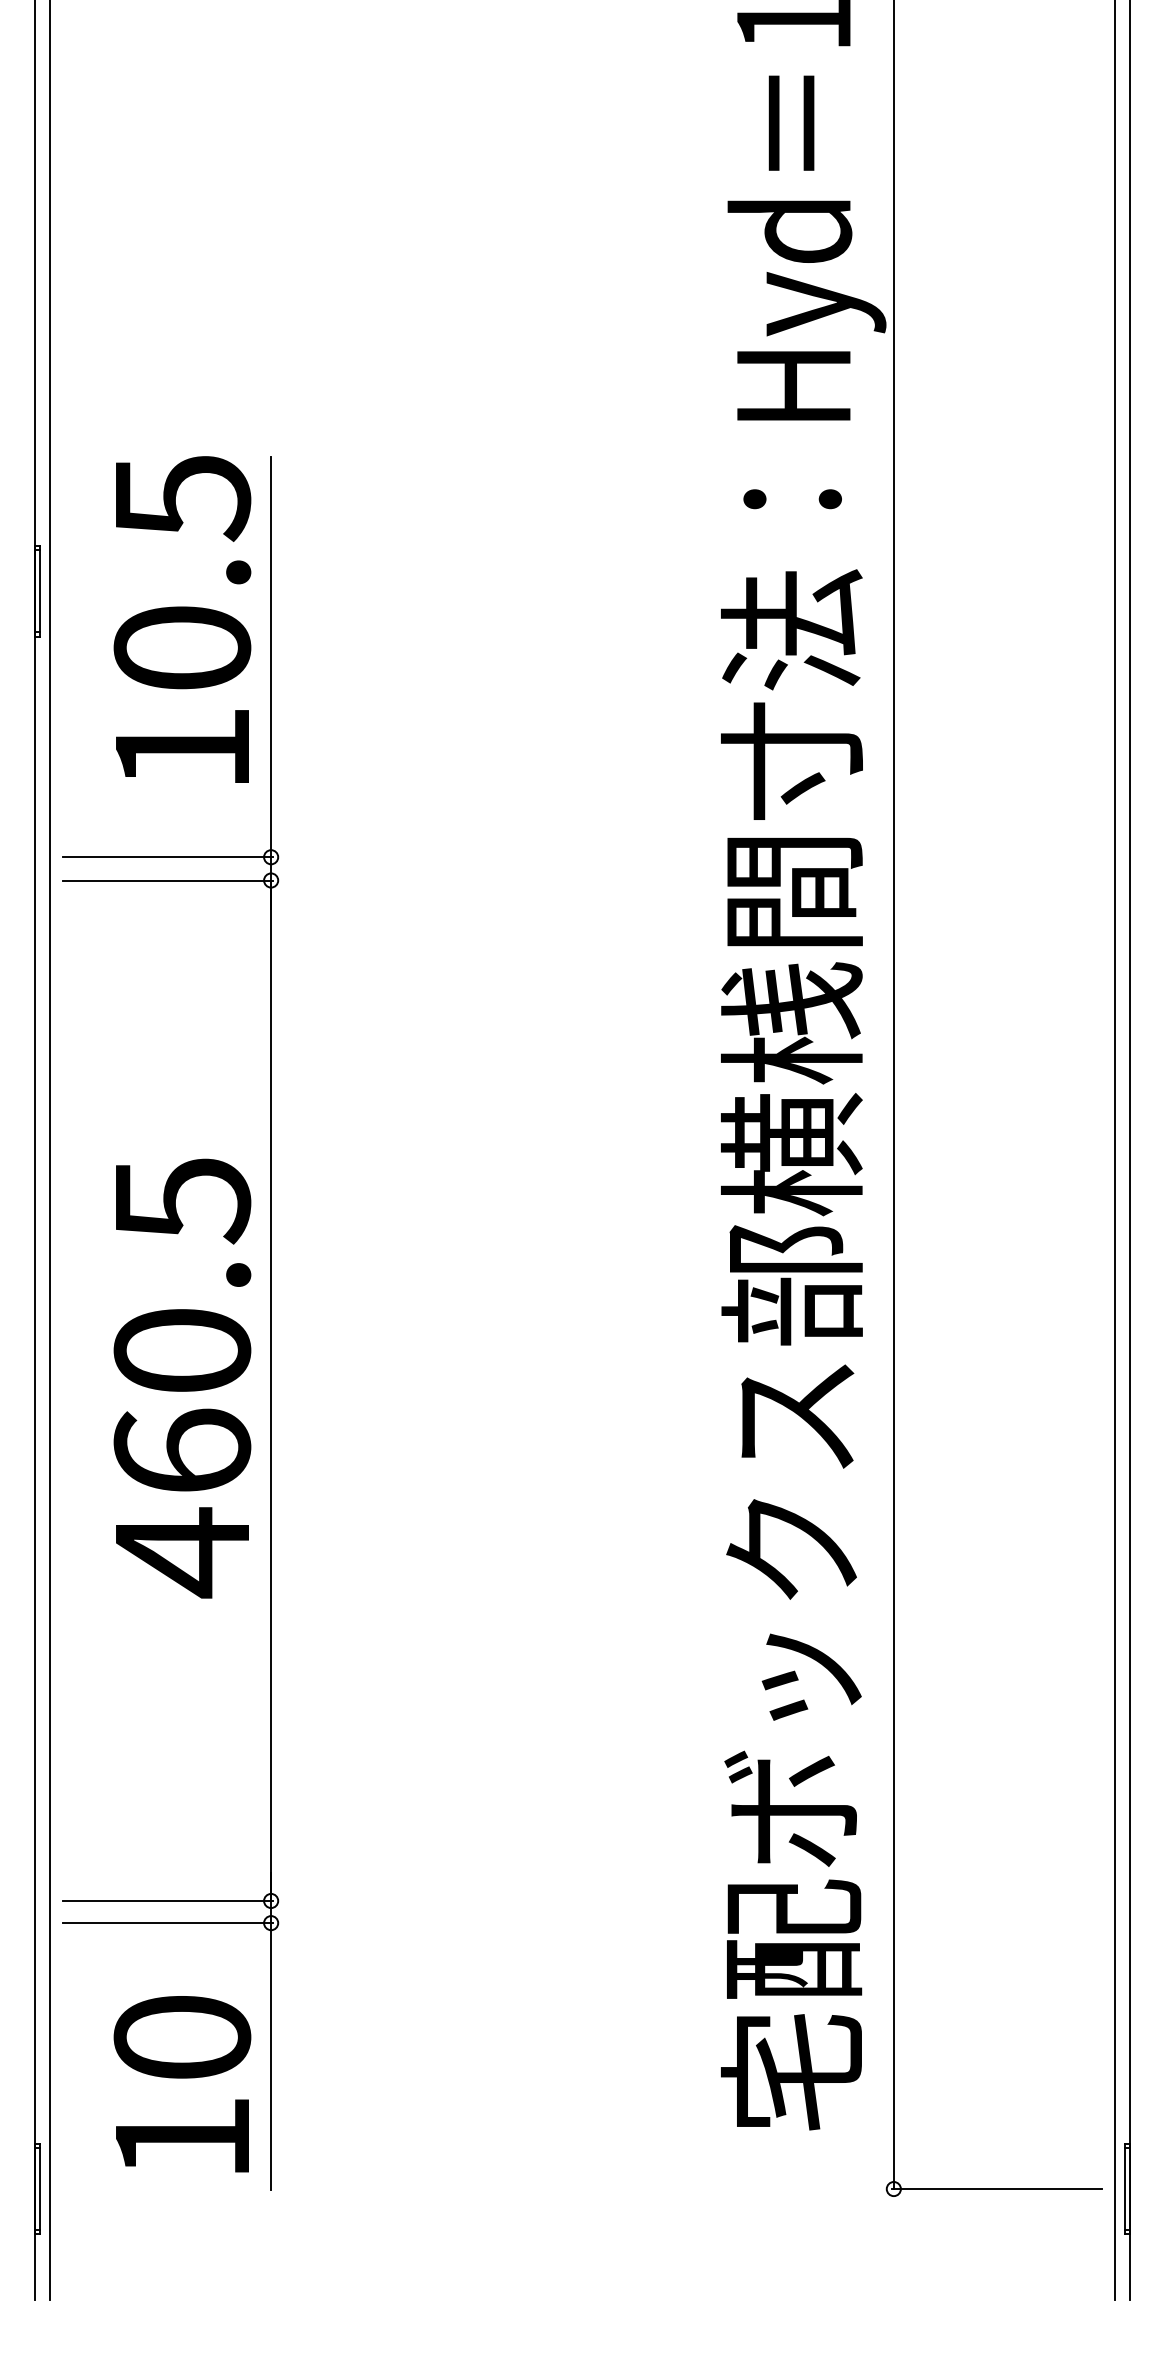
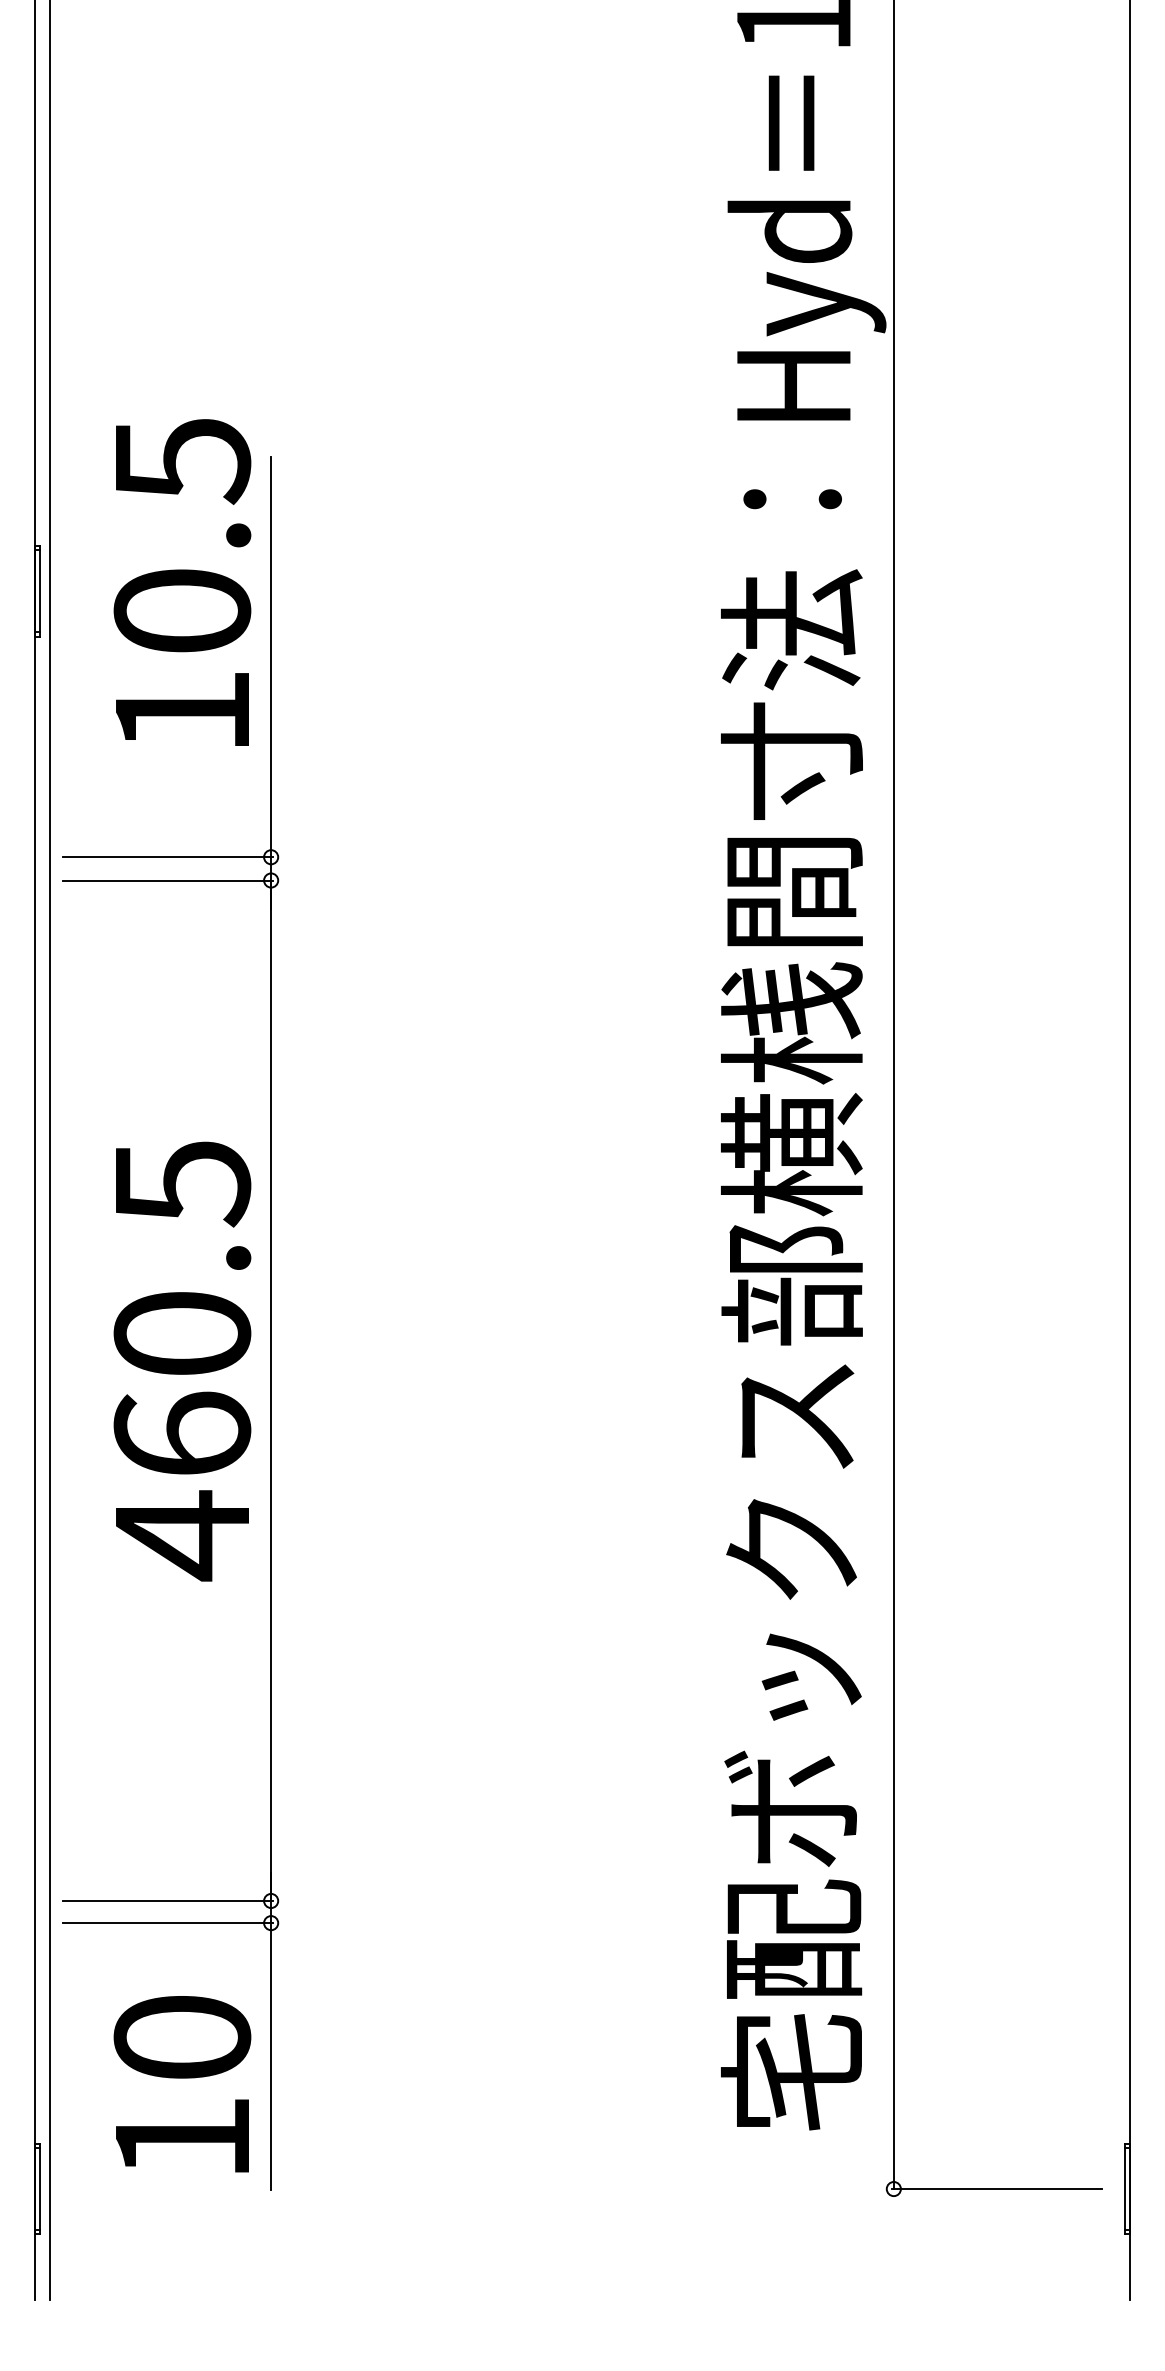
text position: (182, 619) -> (182, 582) (182, 582)
line: present -> none (1115, 1150)
text position: (182, 1378) -> (182, 1361) (182, 1361)
